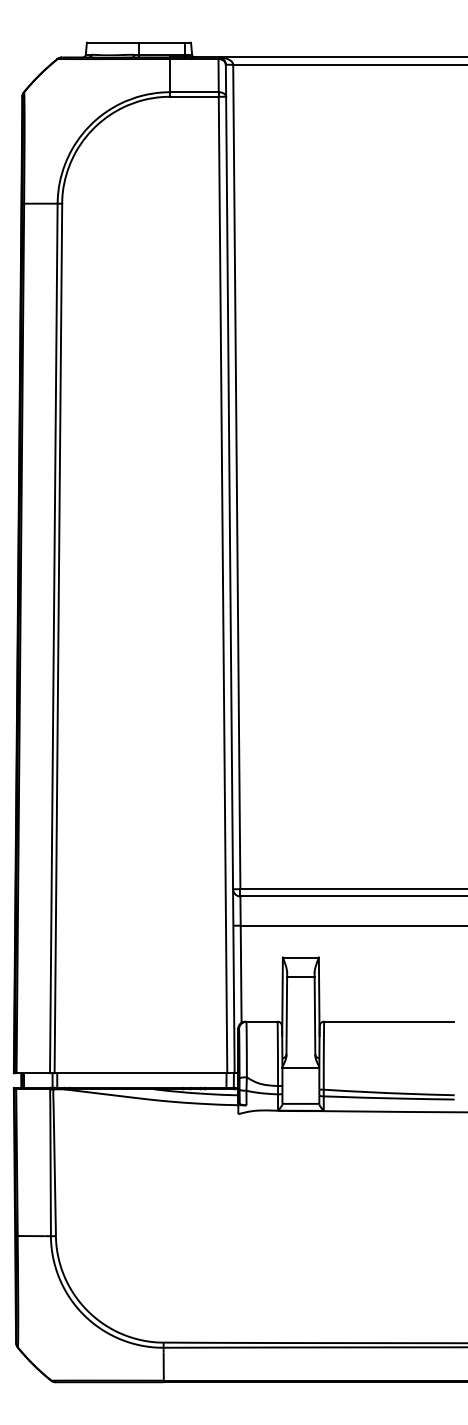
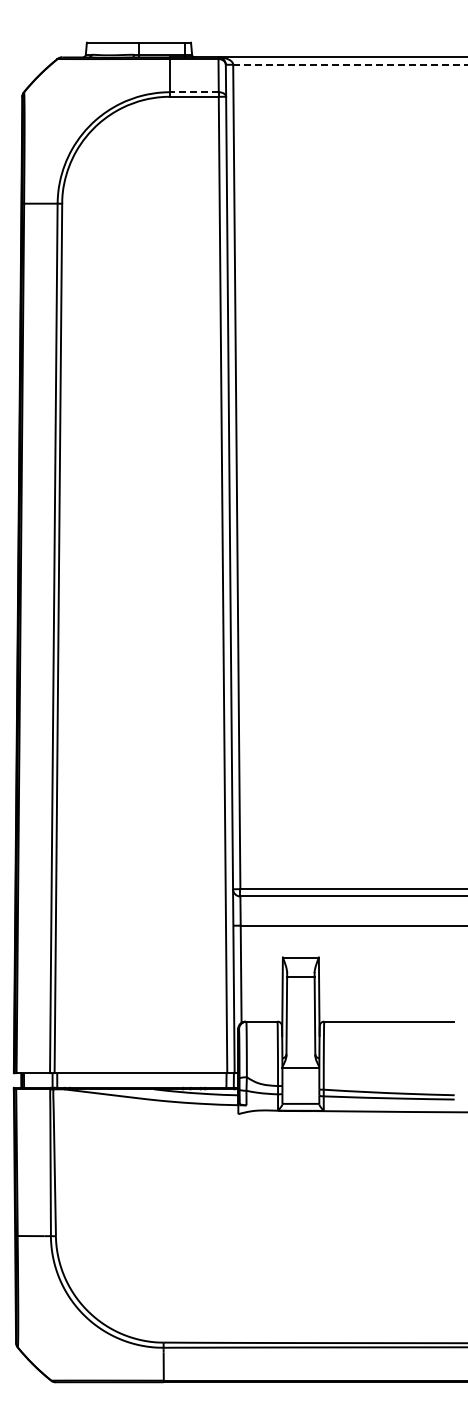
line: solid -> dashed (350, 64)
line: solid -> dashed (193, 92)
